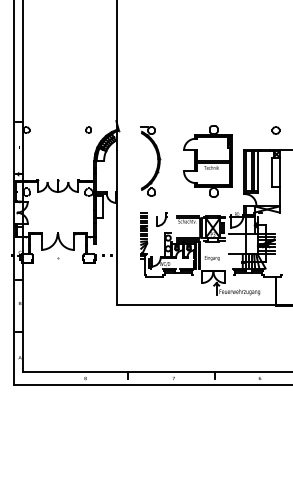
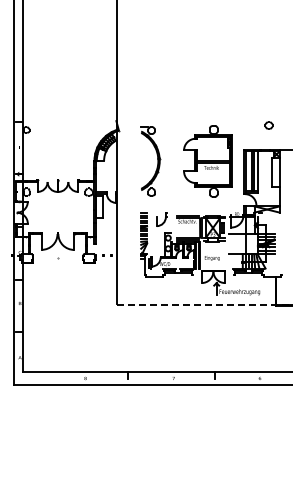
part: present -> none (88, 129)
part position: (275, 130) -> (268, 125) (268, 125)
line: solid -> dashed (204, 304)
